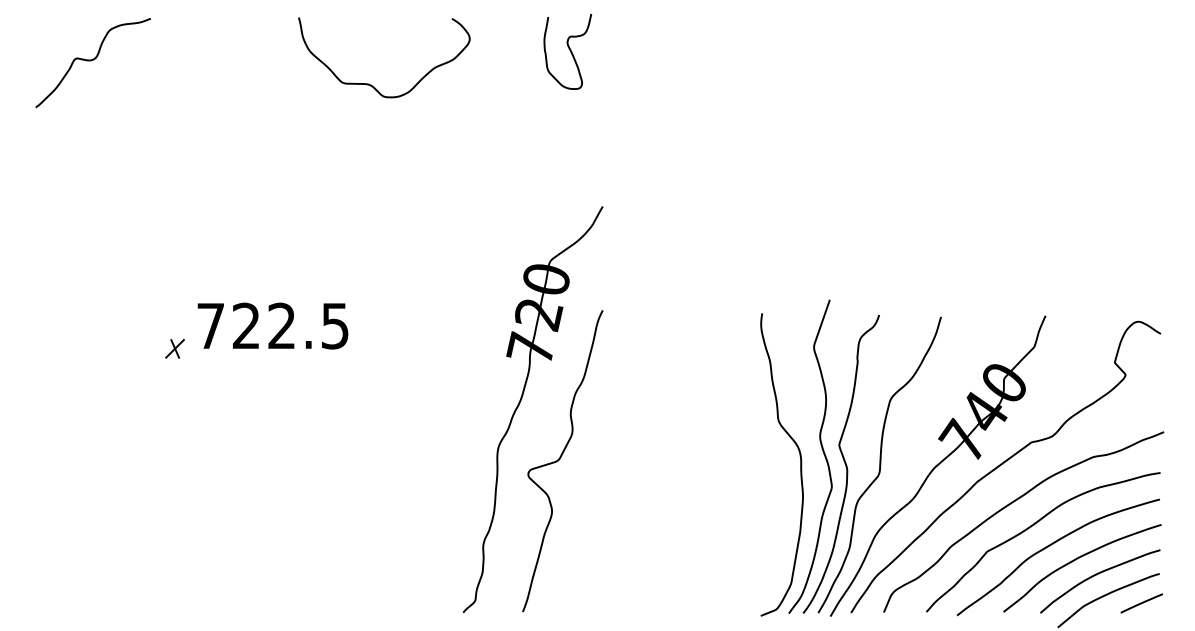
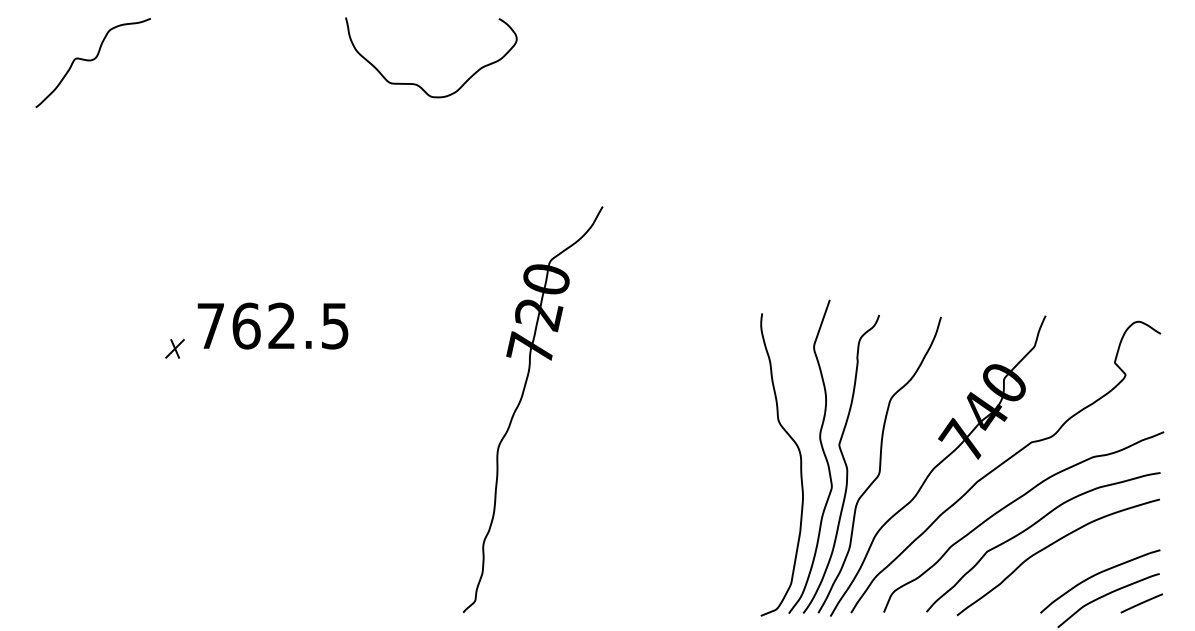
curve: present -> none (569, 50)
curve position: (371, 84) -> (418, 84) (418, 84)
text: 722.5 -> 762.5 (246, 325)
curve: present -> none (560, 459)
curve: present -> none (1077, 559)
